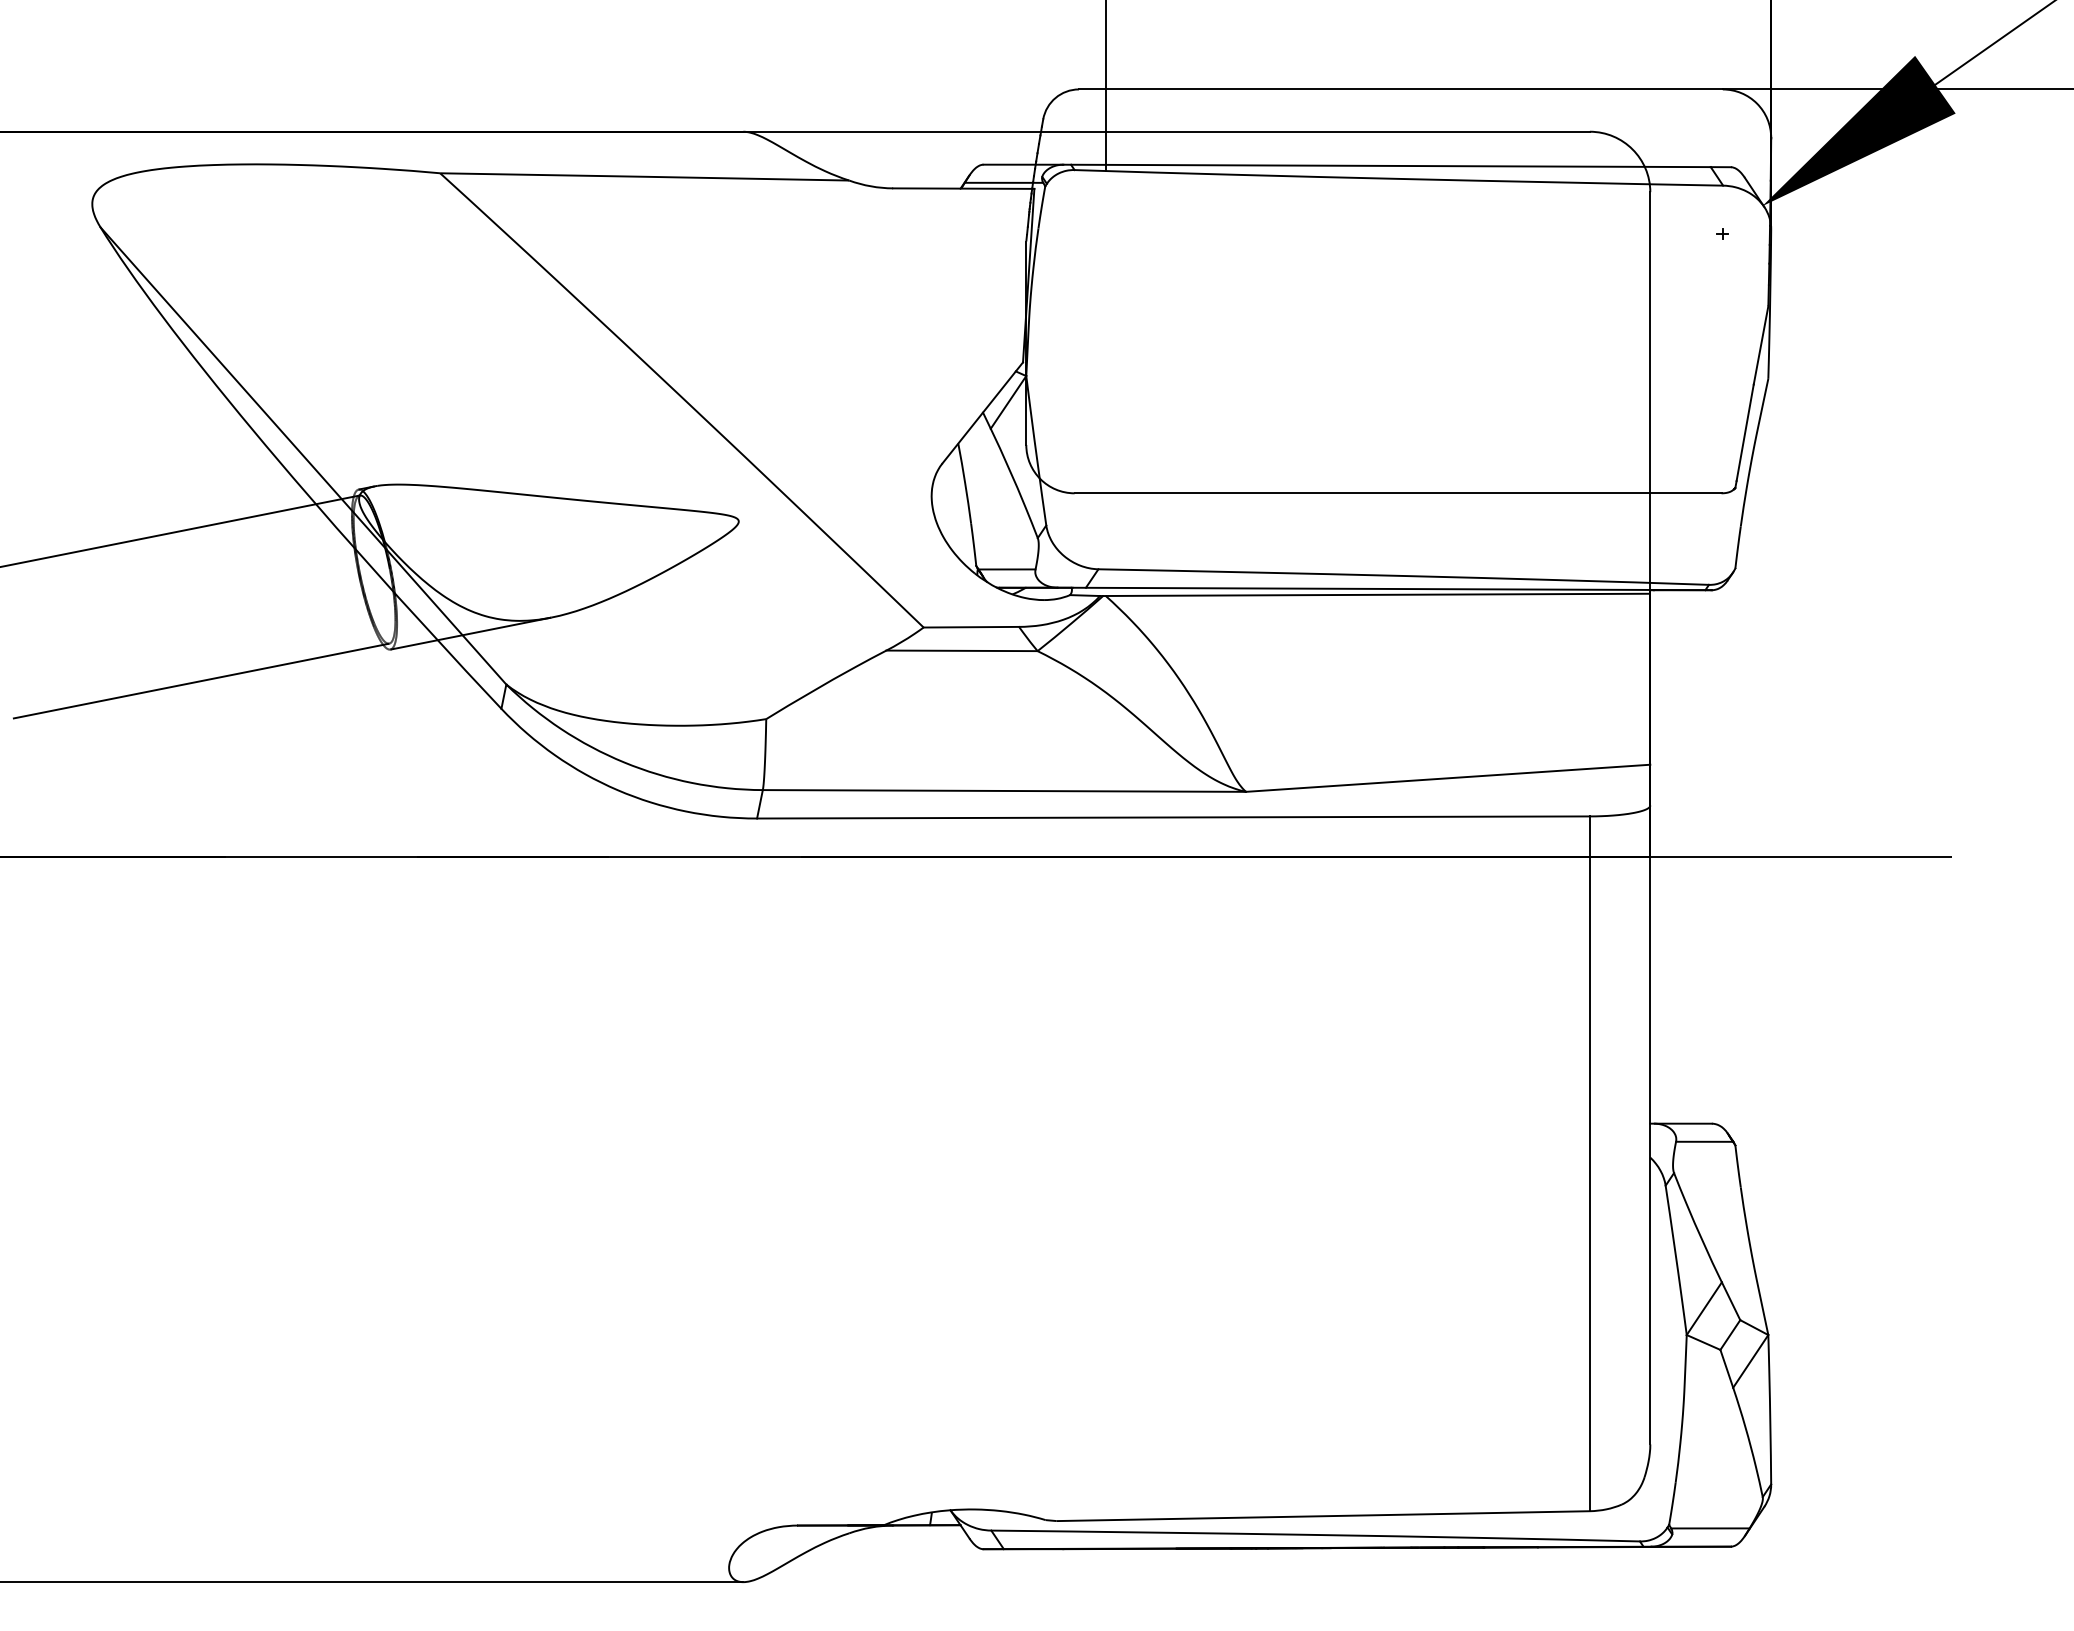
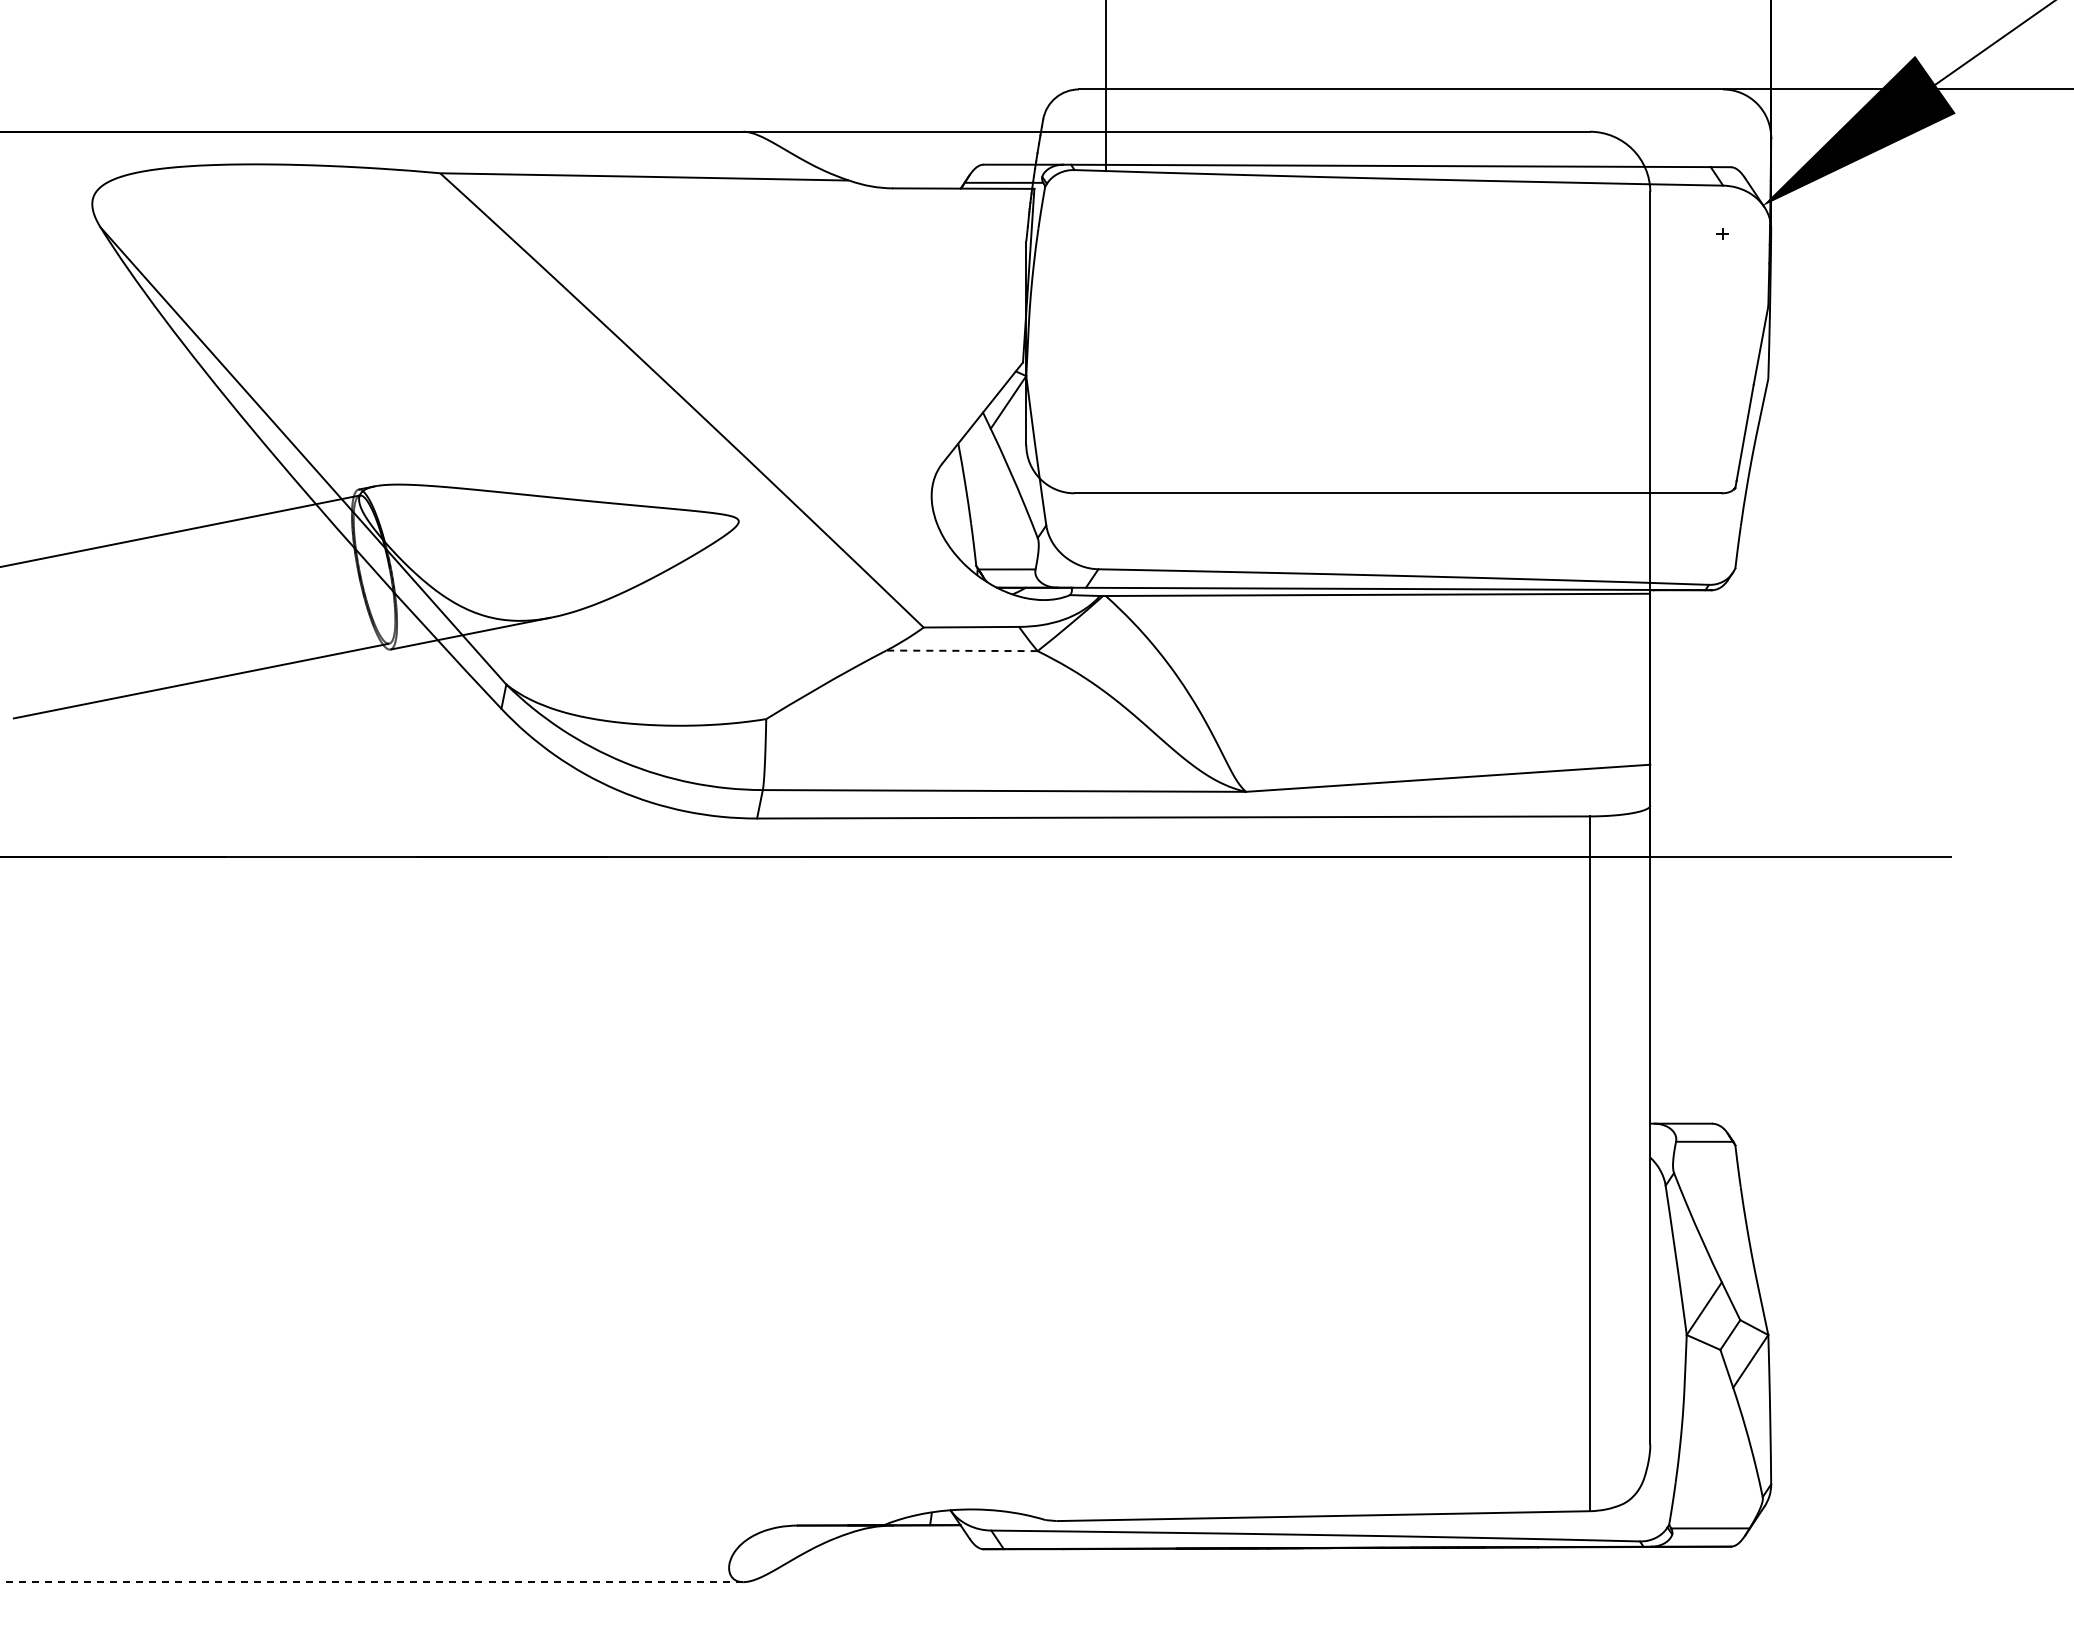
line: solid -> dashed (962, 650)
line: solid -> dashed (371, 1582)
